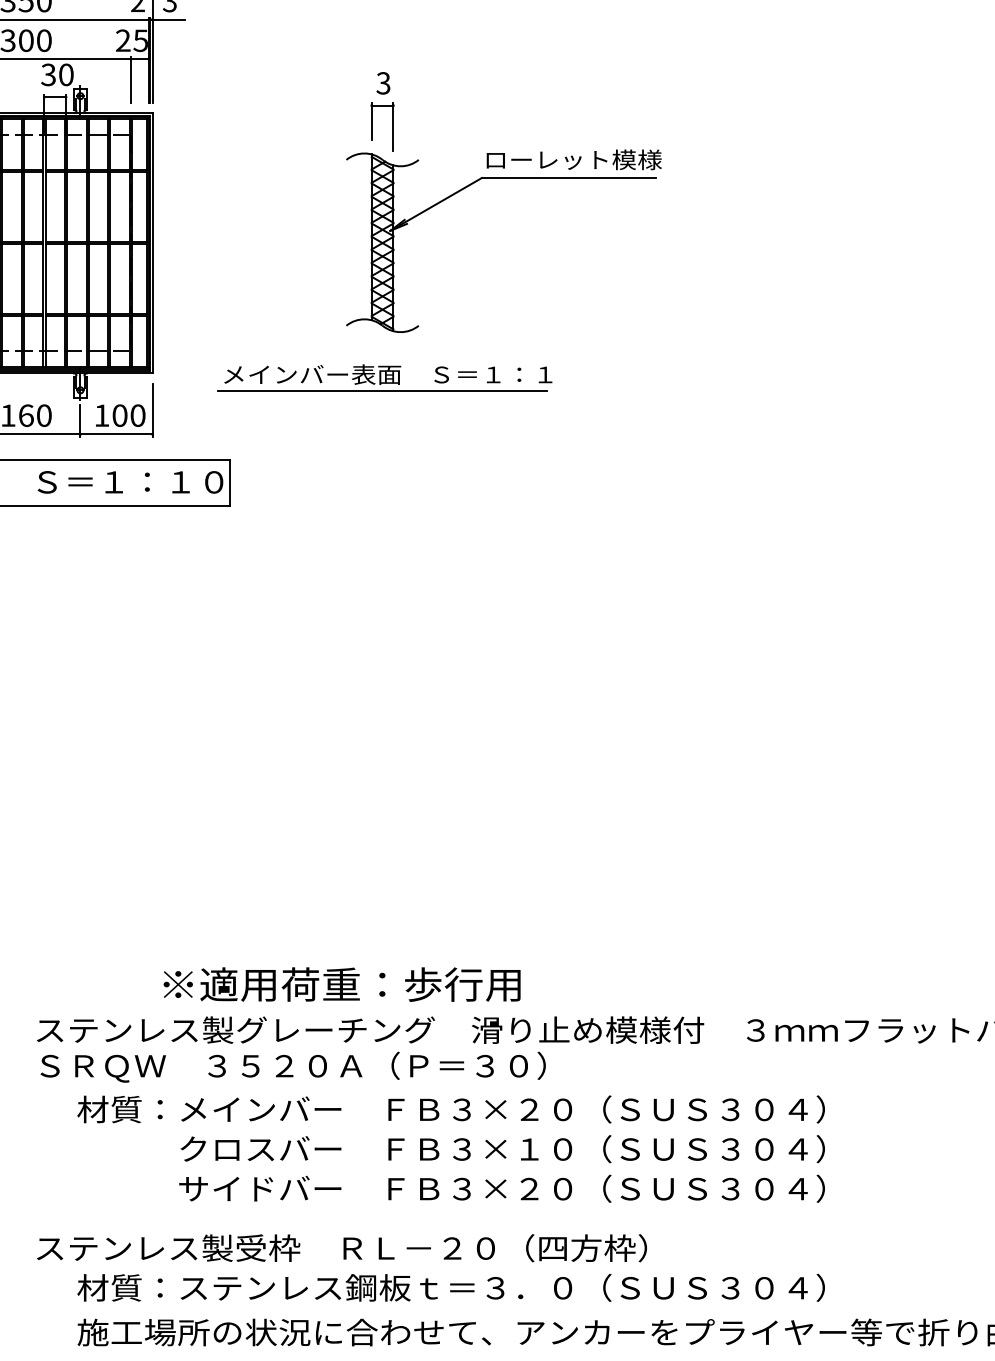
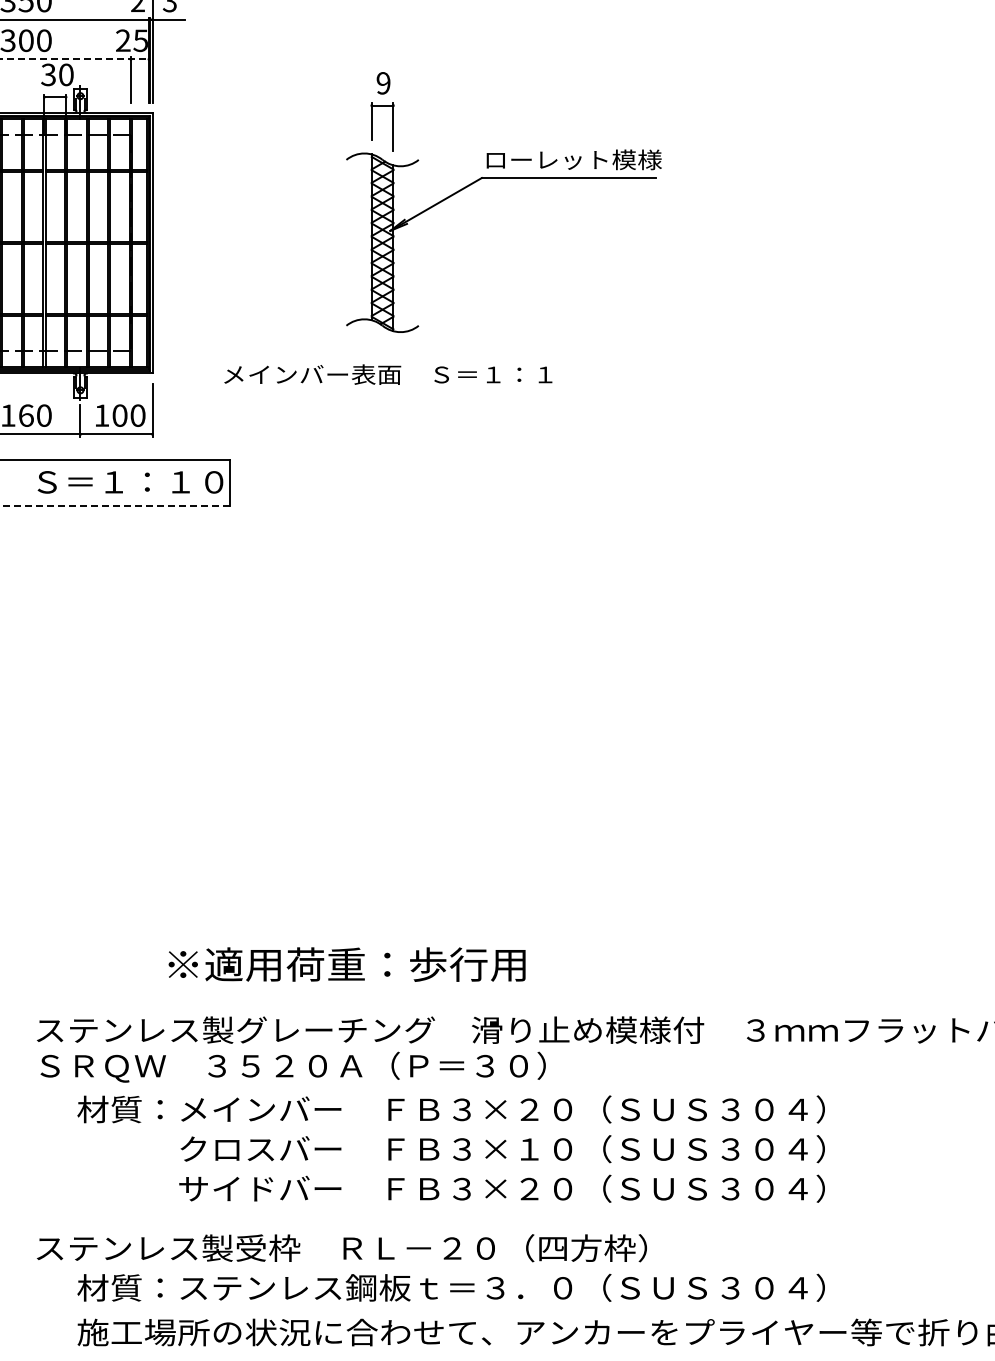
line: solid -> dashed (75, 59)
text: 3 -> 9 (383, 83)
line: present -> none (382, 391)
line: solid -> dashed (115, 506)
text position: (341, 984) -> (346, 964) (346, 964)
